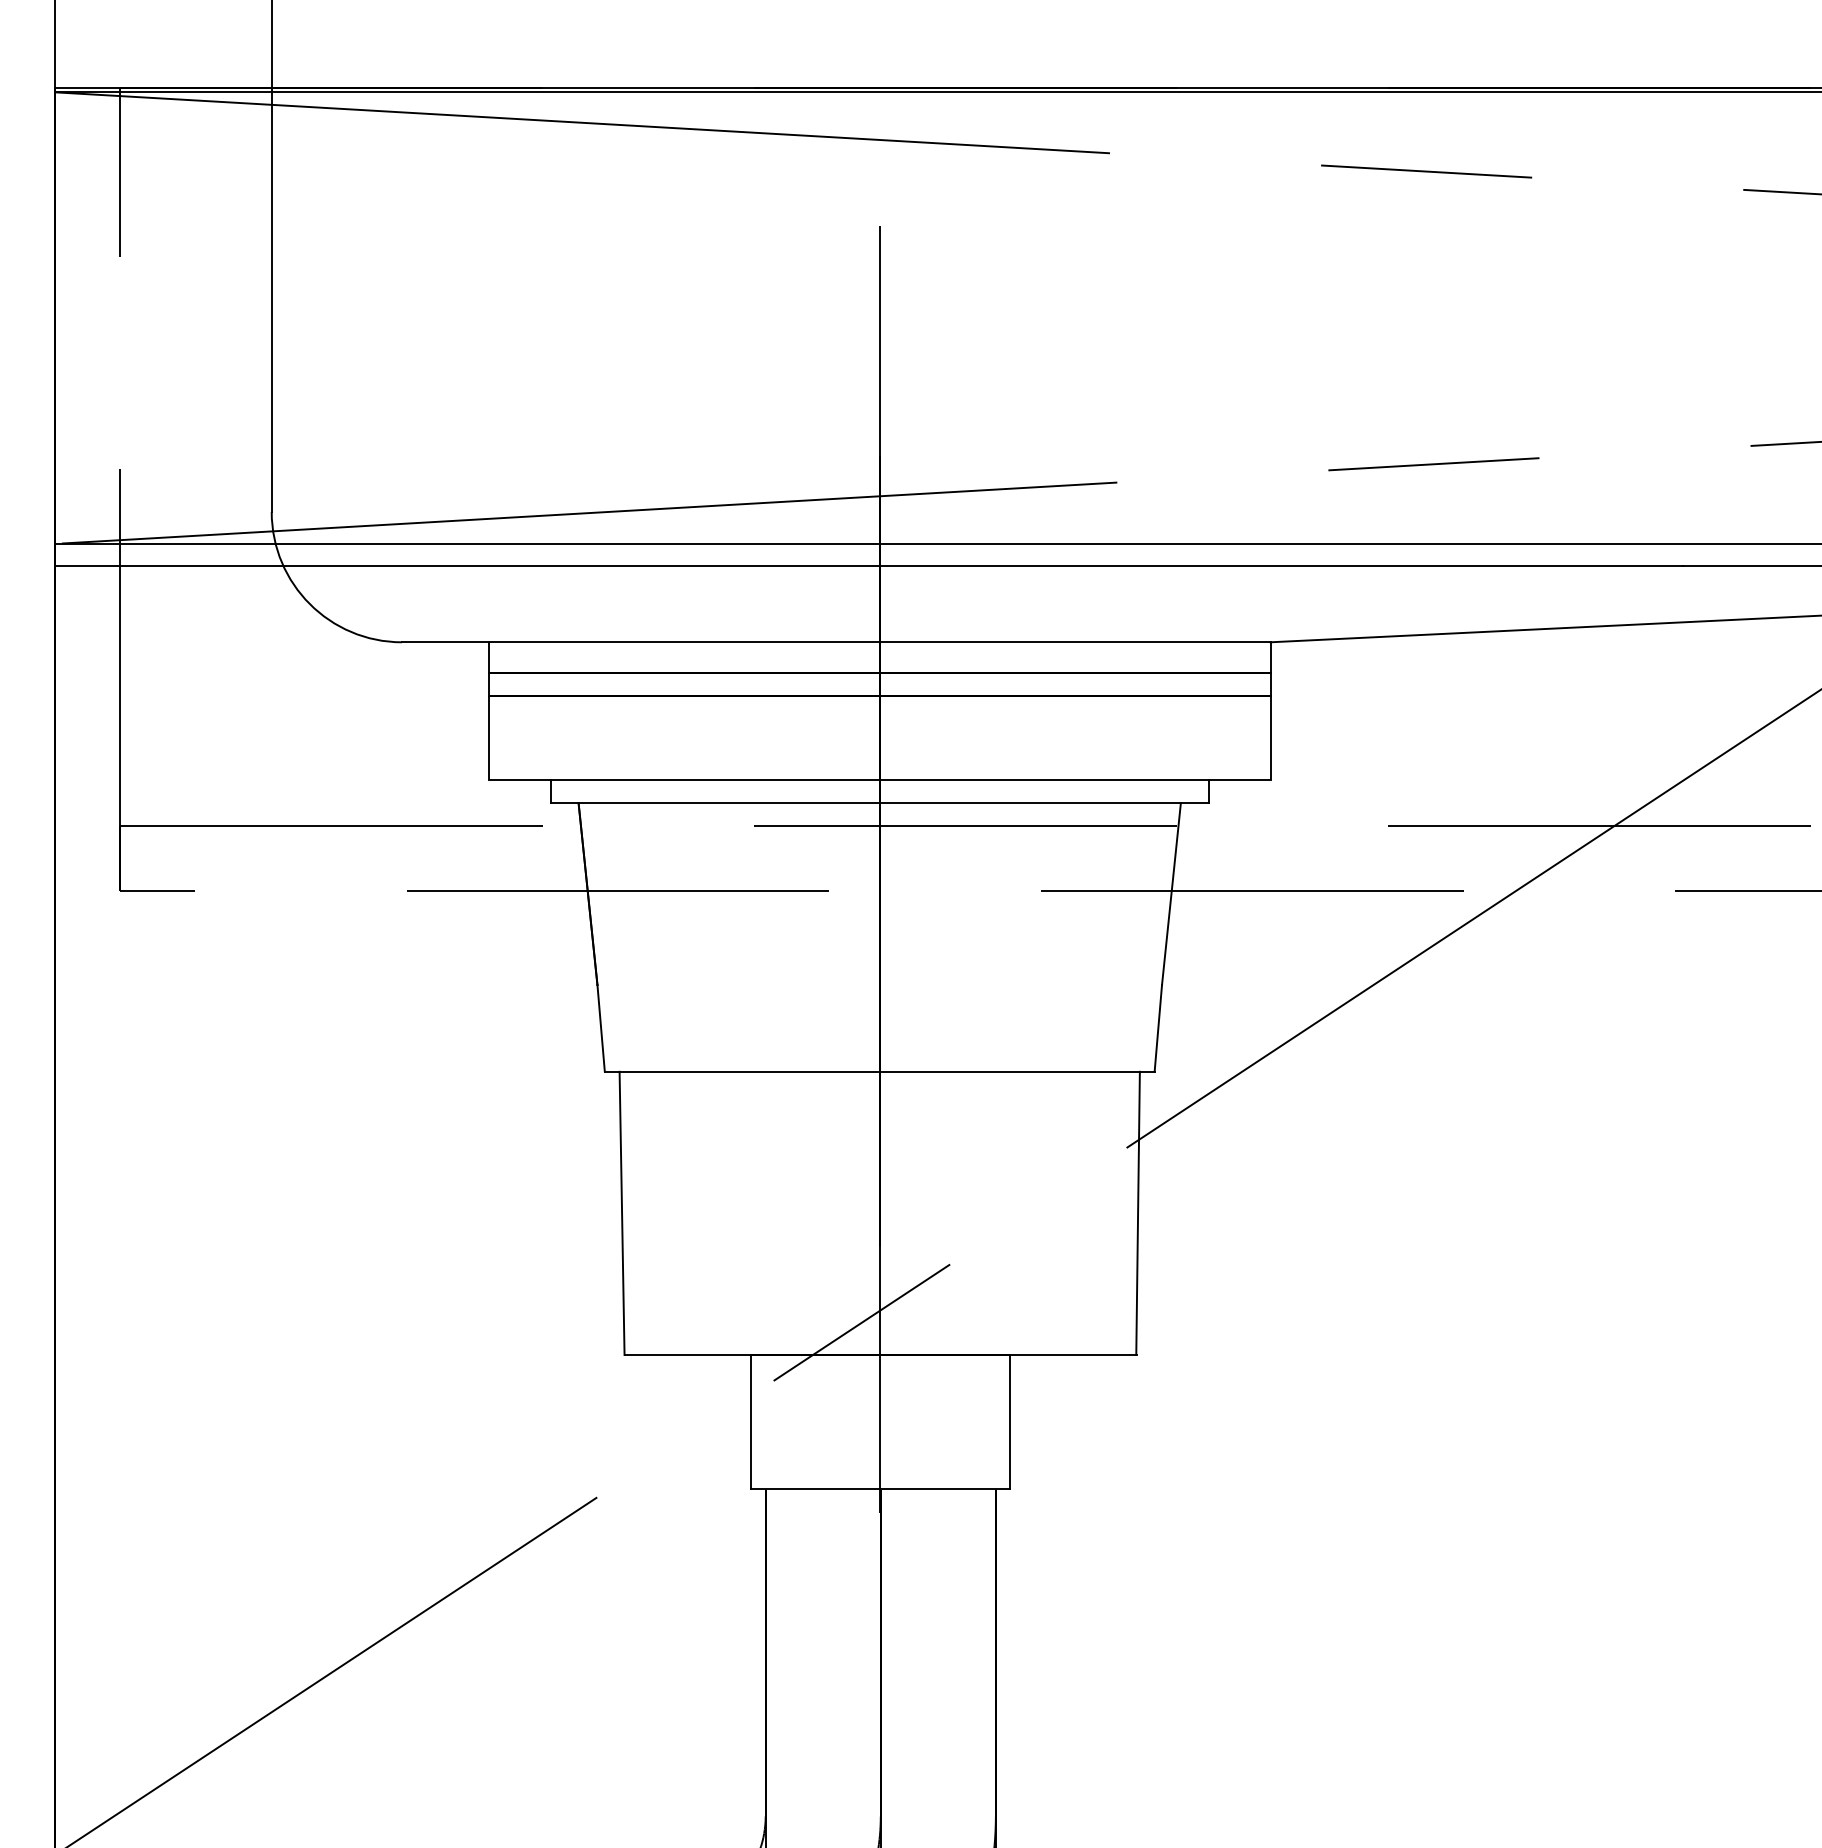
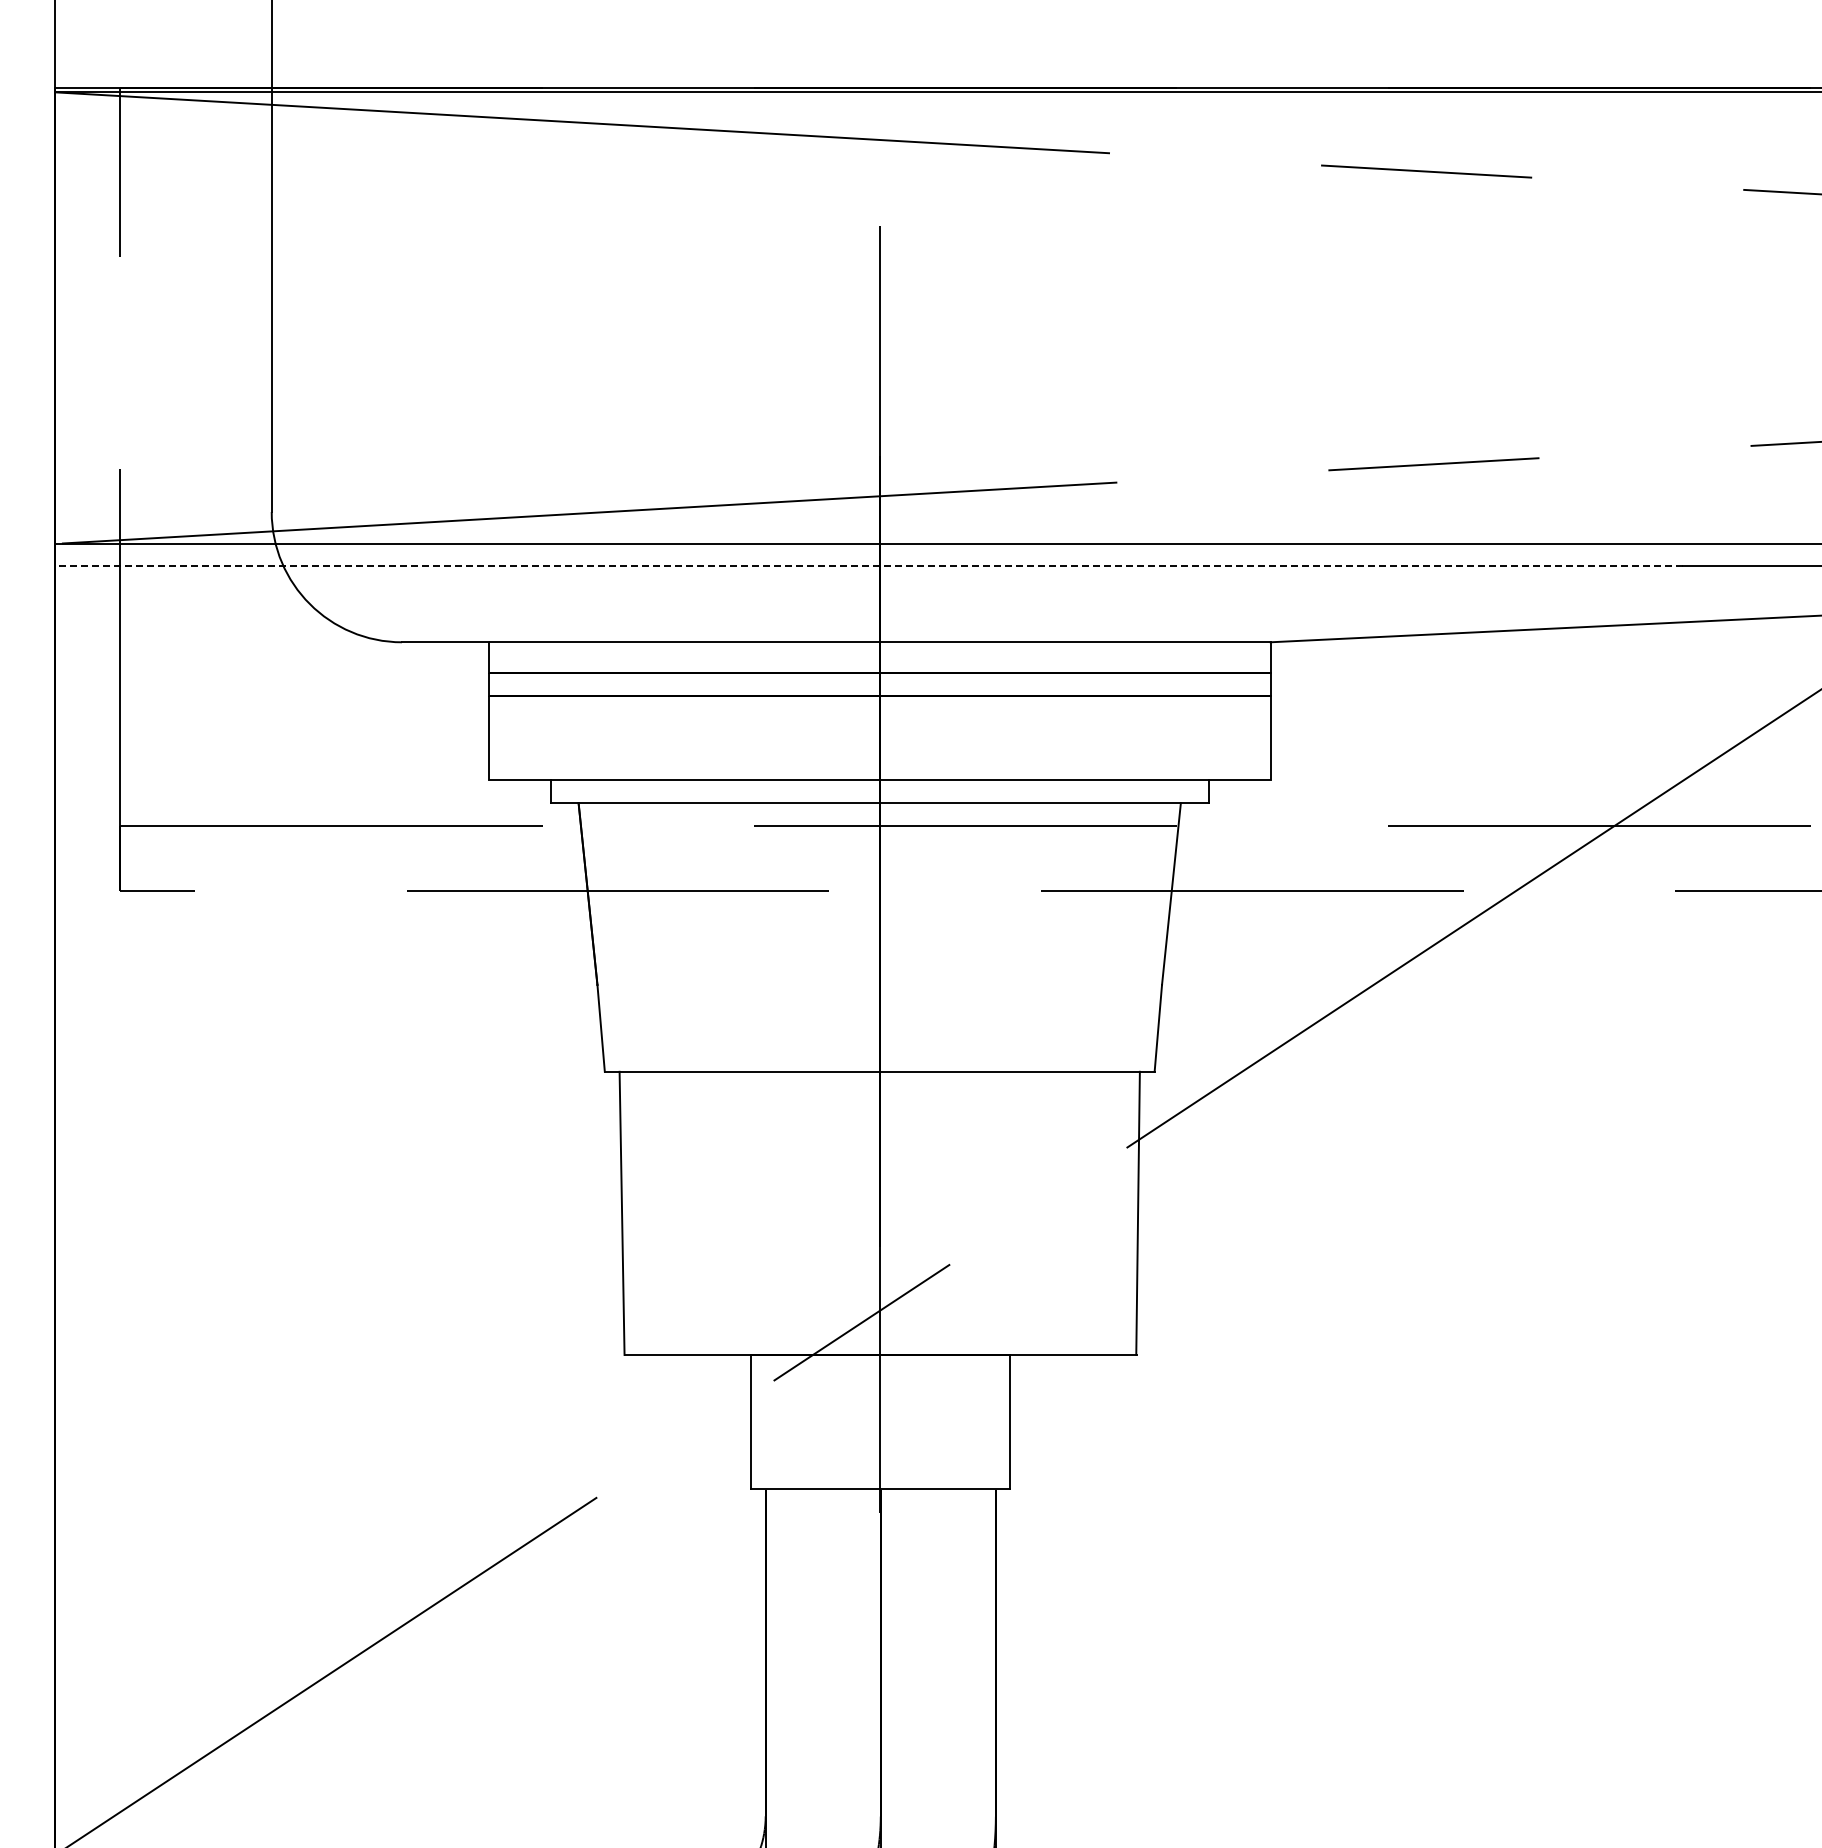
line: solid -> dashed (868, 565)
